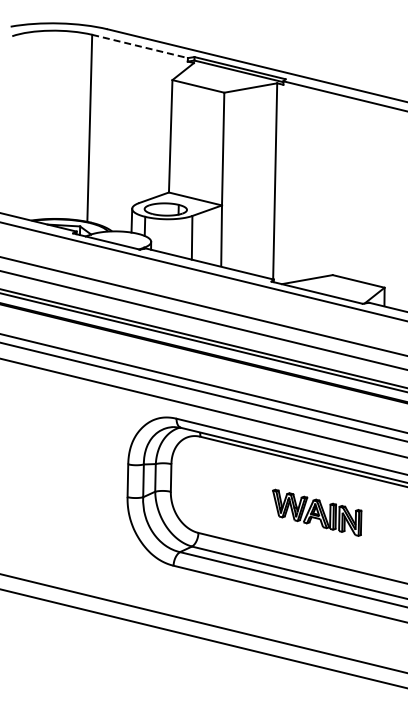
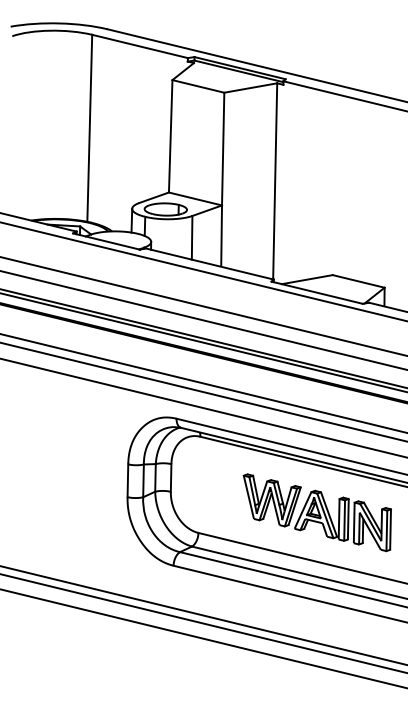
line: dashed -> solid (140, 46)
part size: 91x49 px -> 150x80 px (316, 512)
line: none -> present (203, 615)
